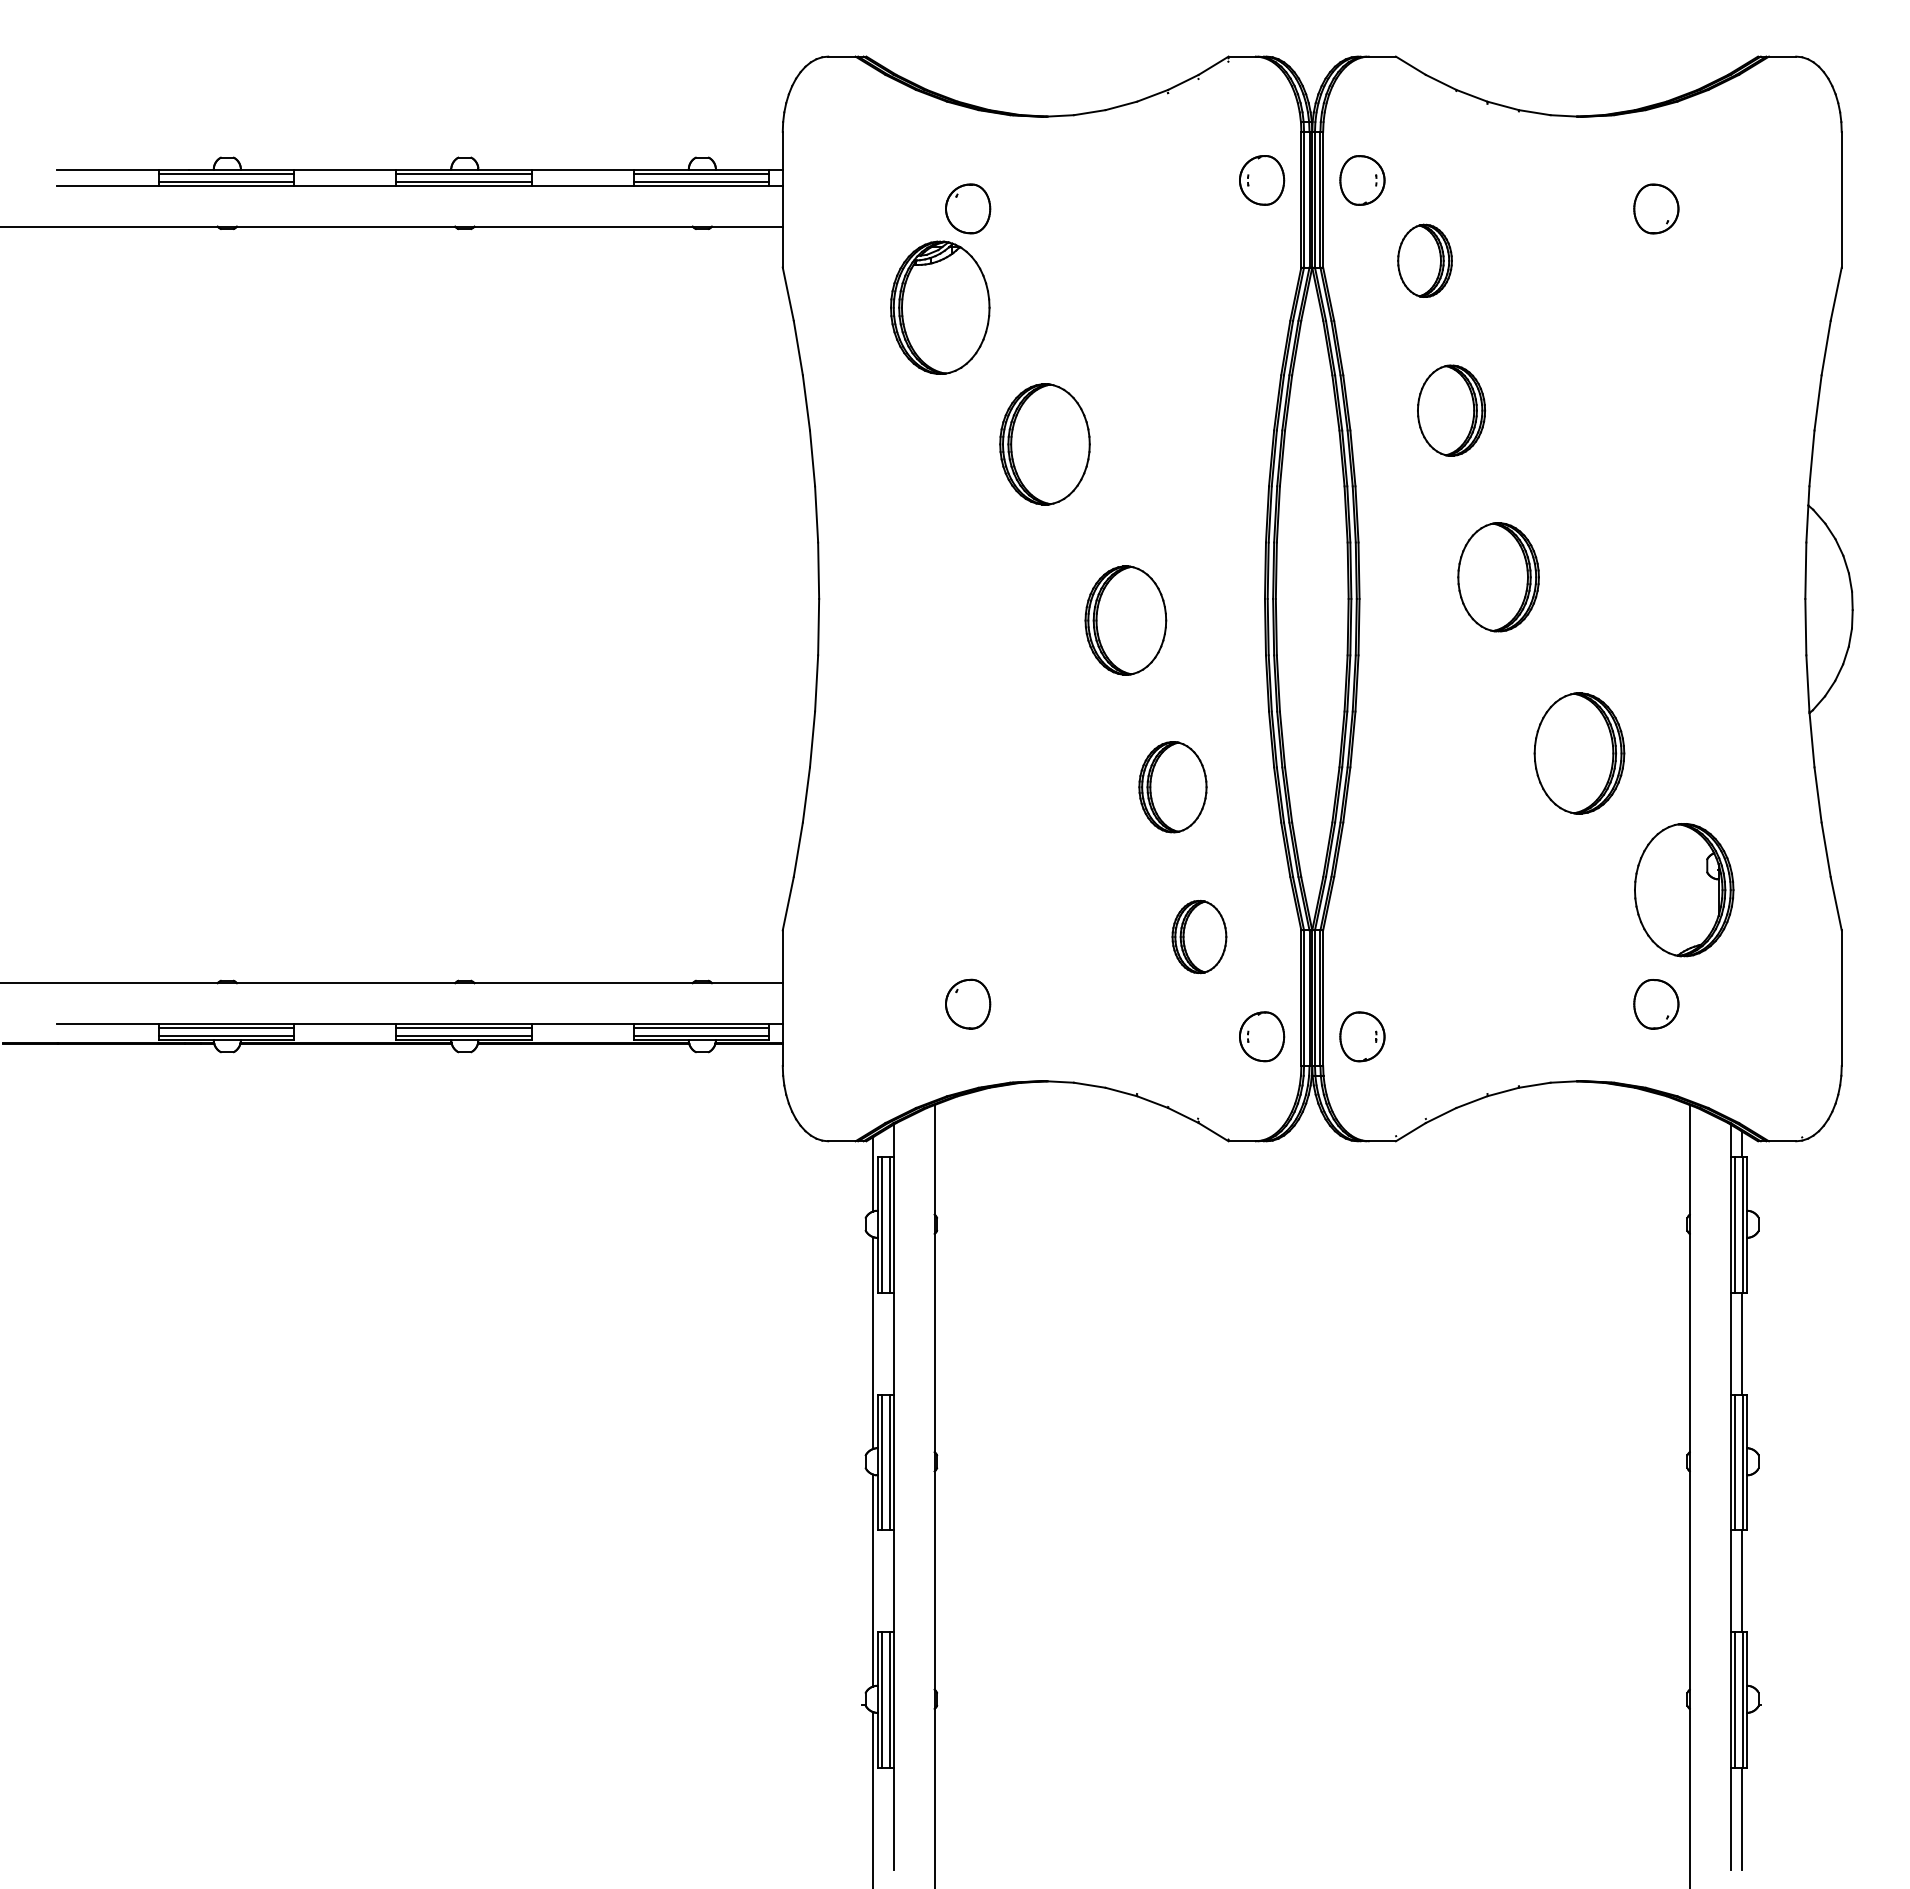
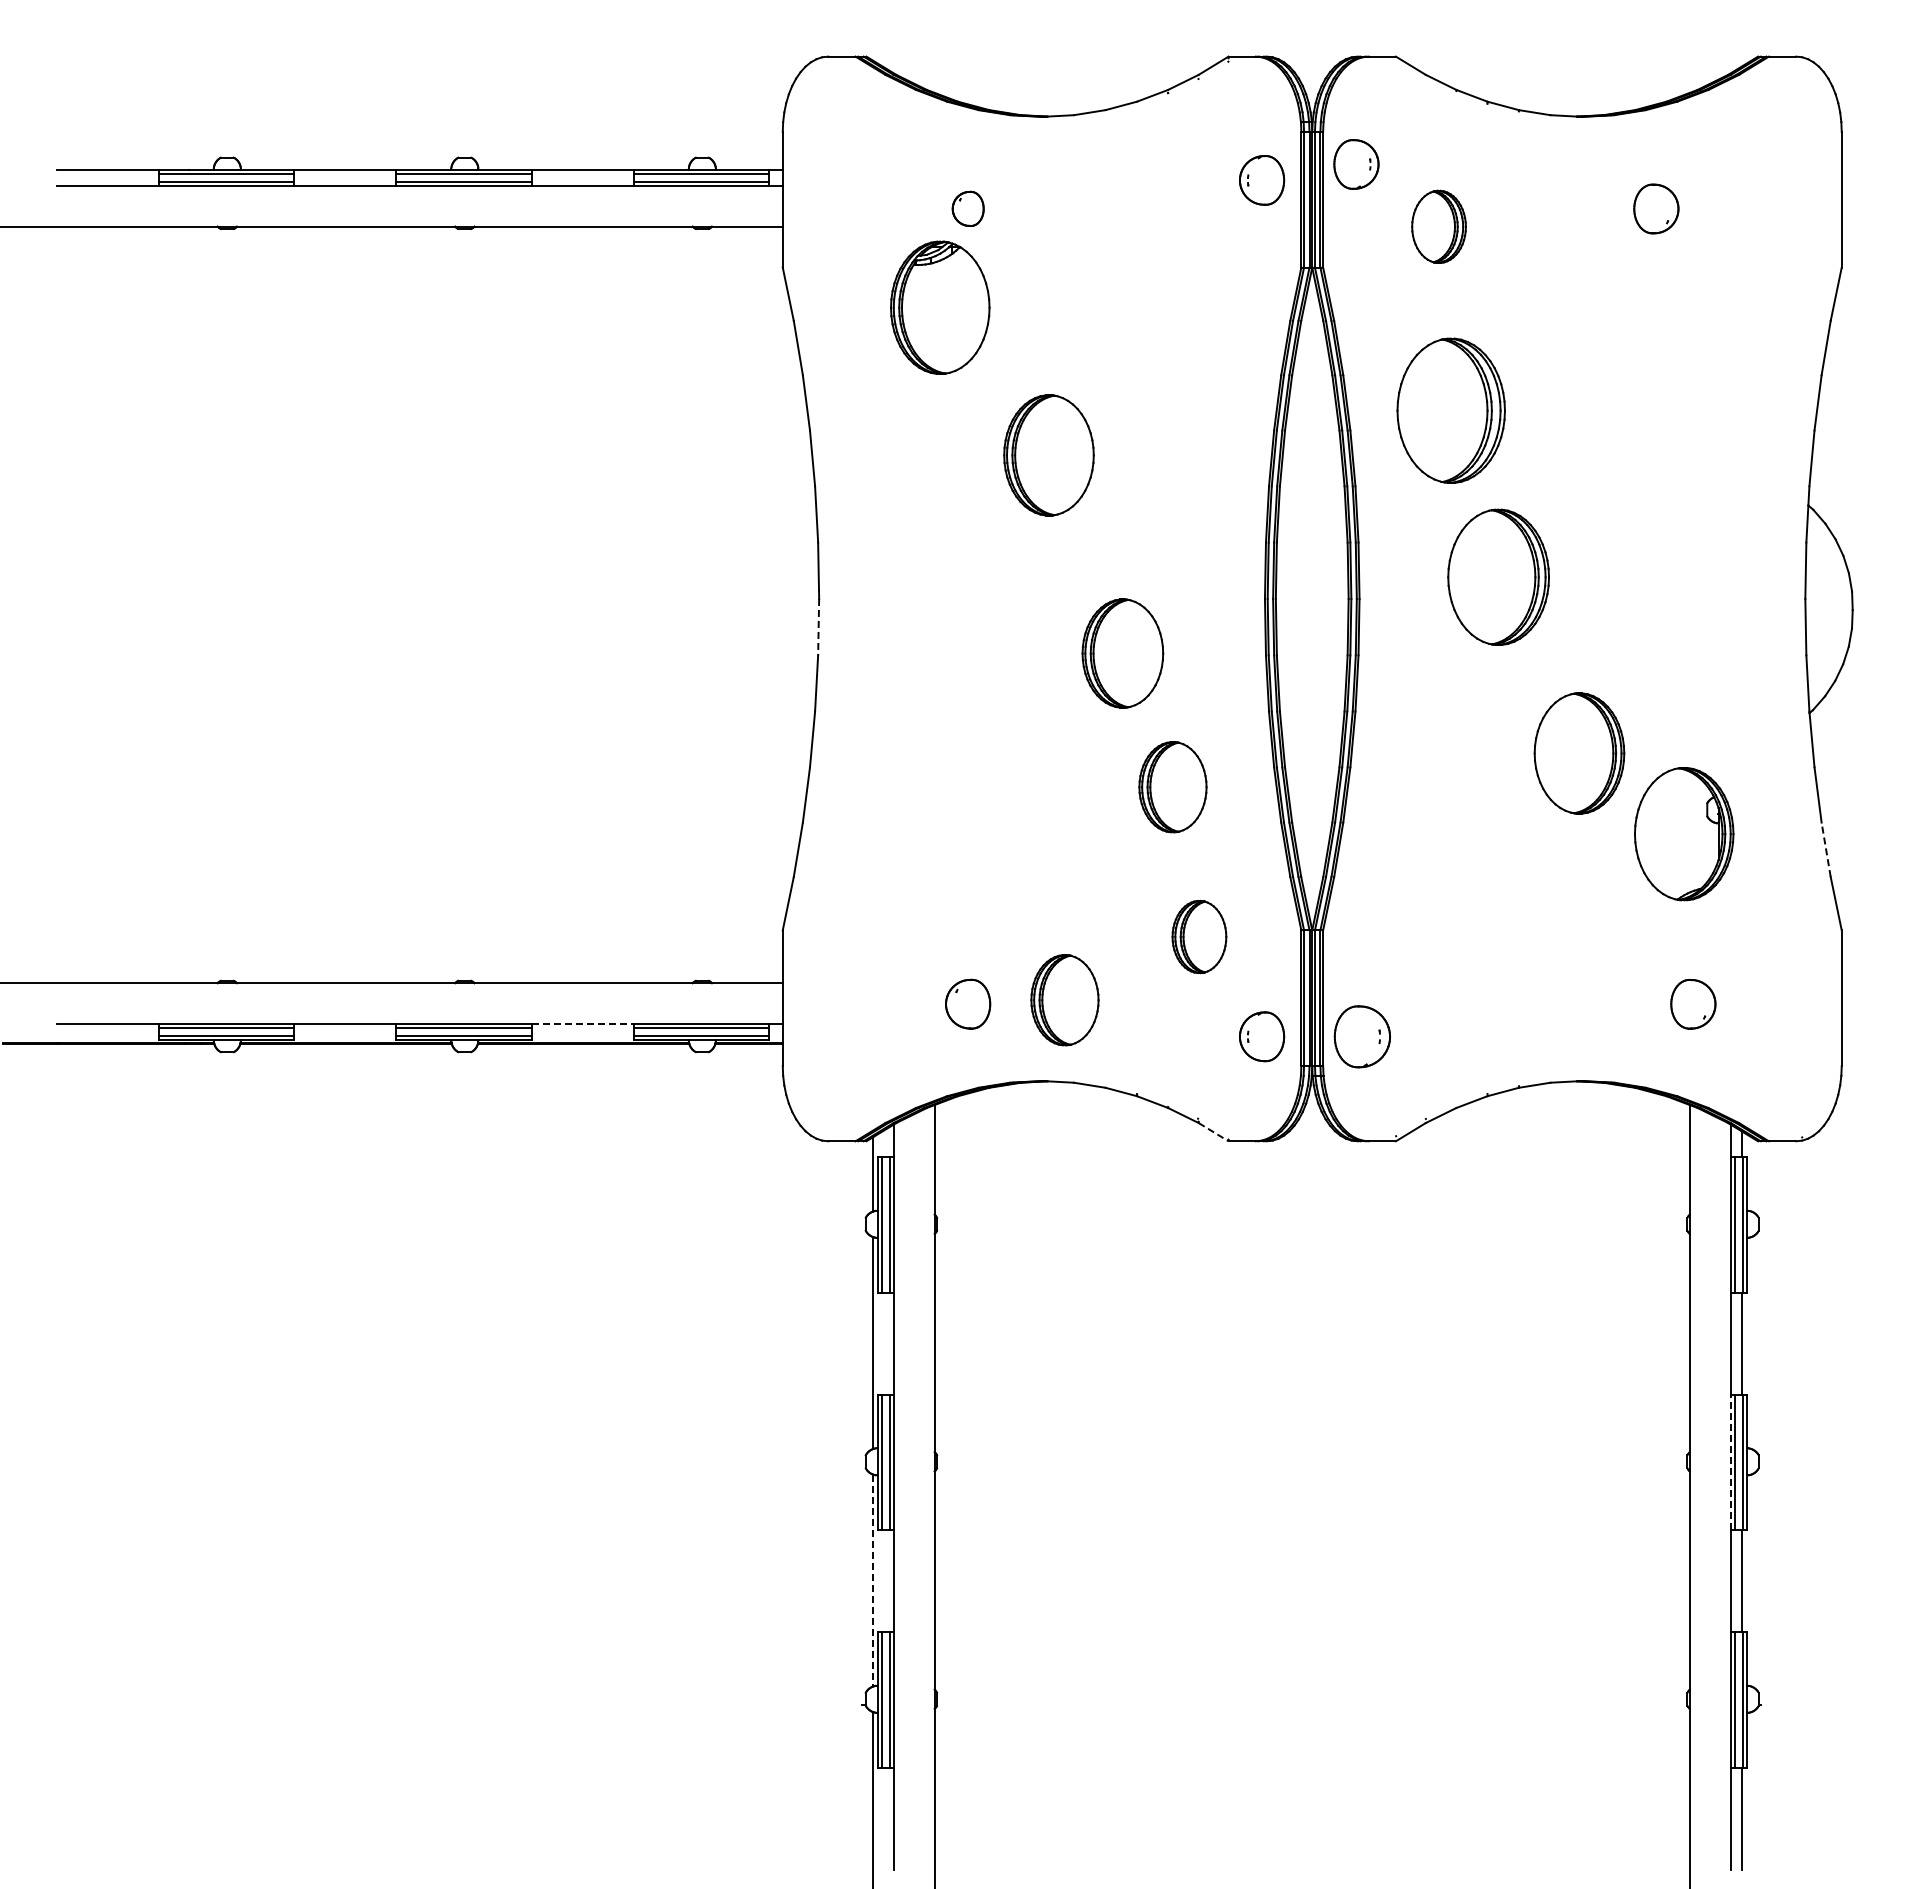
part position: (1362, 180) -> (1356, 164) (1356, 164)
part size: 47x52 px -> 34x37 px (967, 208)
part position: (1424, 260) -> (1438, 226) (1438, 226)
part size: 70x93 px -> 110x147 px (1450, 410)
part position: (1044, 444) -> (1048, 455) (1048, 455)
part size: 83x111 px -> 103x138 px (1498, 576)
part position: (1125, 620) -> (1122, 653) (1122, 653)
line: solid -> dashed (818, 627)
line: solid -> dashed (1826, 849)
part position: (1684, 890) -> (1684, 834) (1684, 834)
part: none -> present (1064, 1000)
part position: (1656, 1004) -> (1693, 1004) (1693, 1004)
line: solid -> dashed (582, 1023)
part size: 47x52 px -> 58x64 px (1361, 1036)
line: solid -> dashed (1213, 1132)
line: solid -> dashed (1730, 1462)
line: solid -> dashed (873, 1580)
